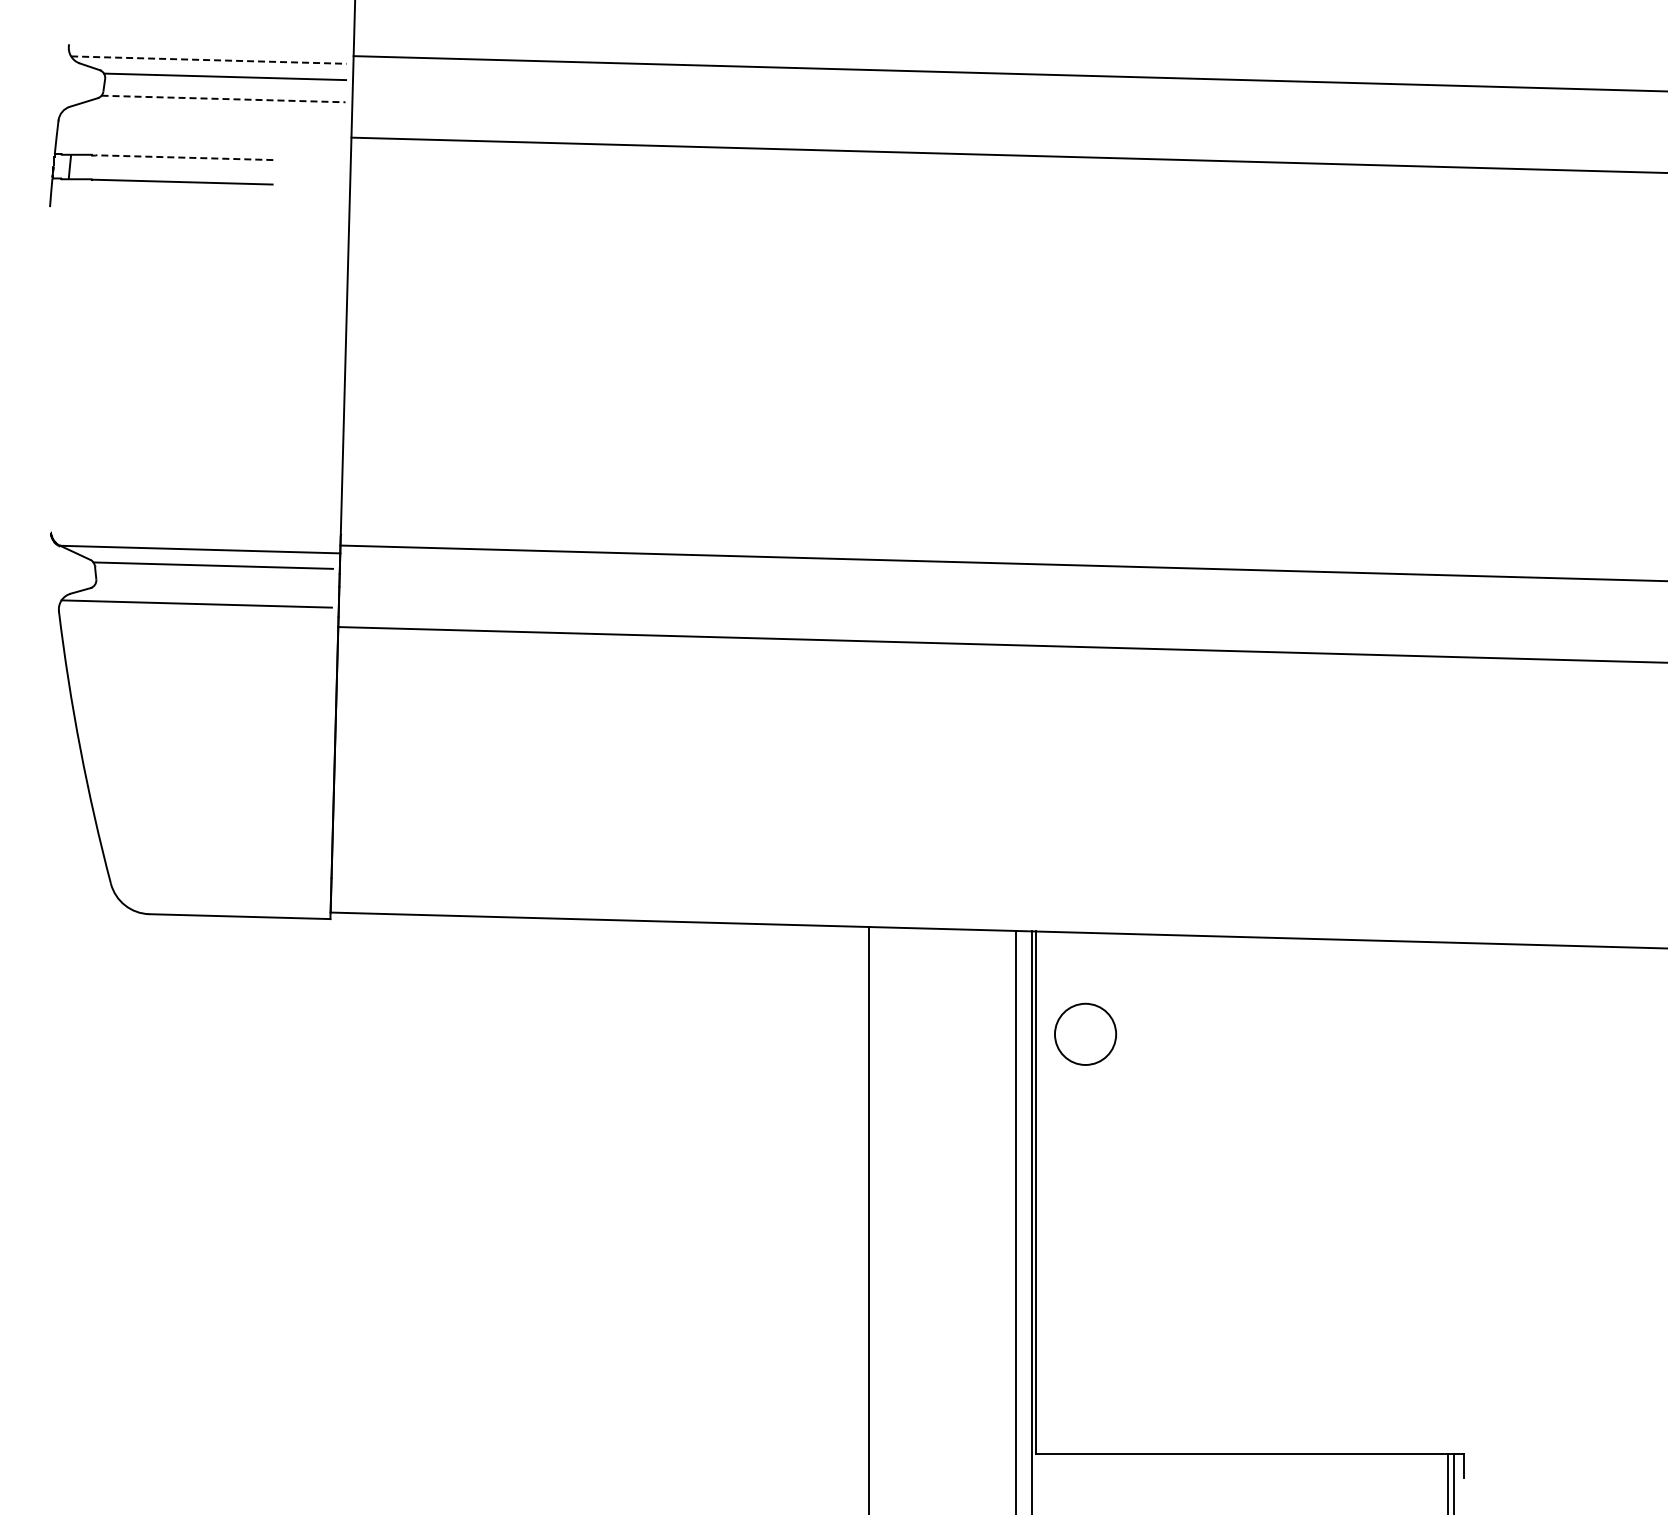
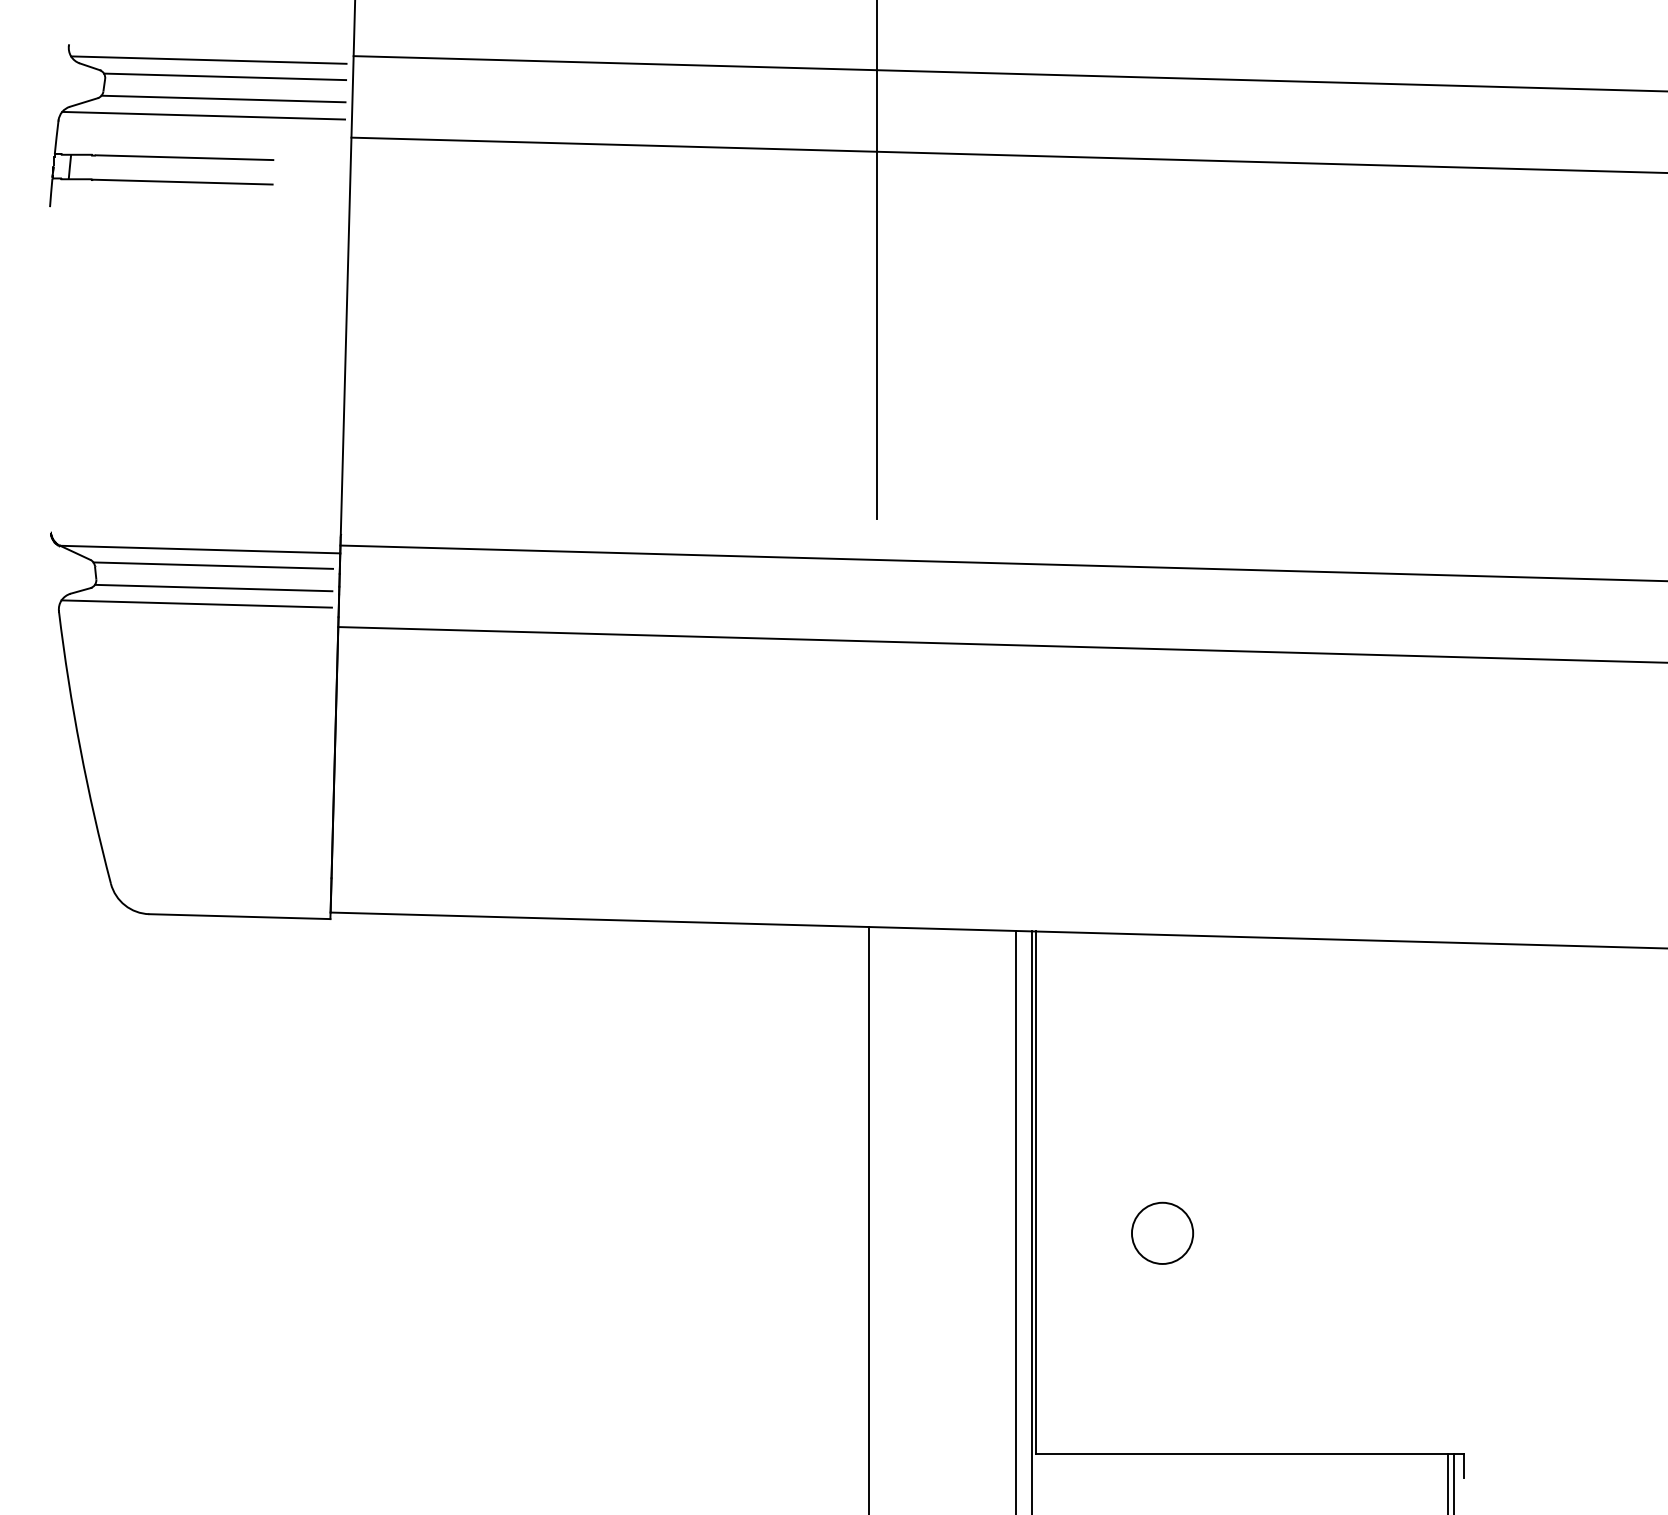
line: dashed -> solid (208, 60)
line: dashed -> solid (224, 99)
line: none -> present (203, 115)
line: dashed -> solid (184, 157)
line: none -> present (877, 260)
line: none -> present (213, 587)
circle position: (1085, 1033) -> (1162, 1232) (1162, 1232)
